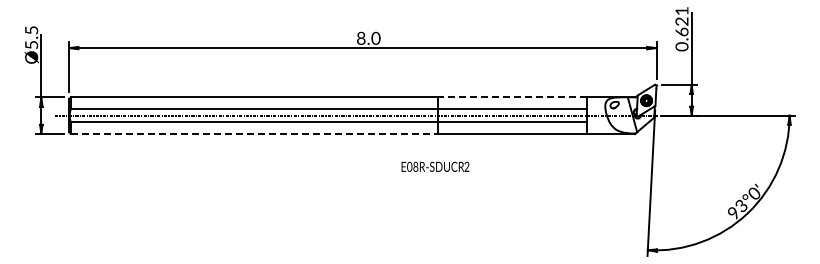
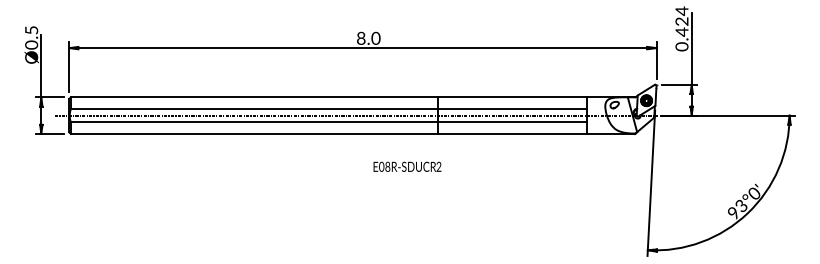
text: 0.621 -> 0.424 (681, 21)
text: Ø5.5 -> Ø0.5 (31, 44)
line: dashed -> solid (511, 97)
line: dashed -> solid (254, 133)
text position: (435, 166) -> (407, 166) (407, 166)
